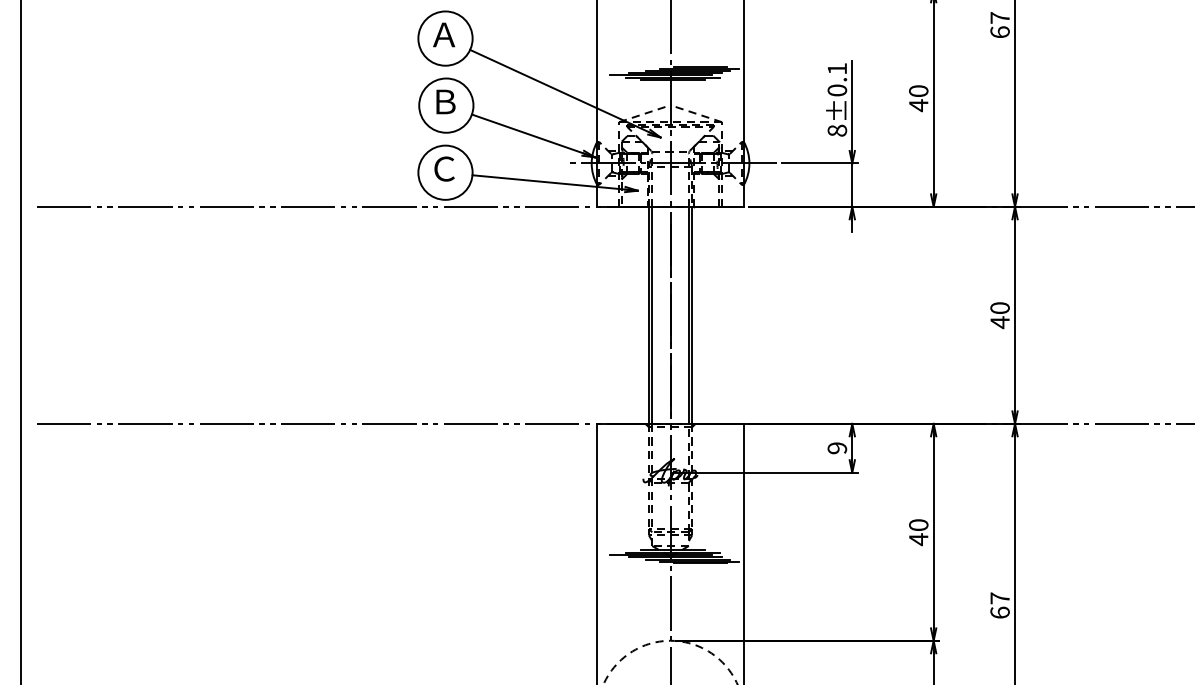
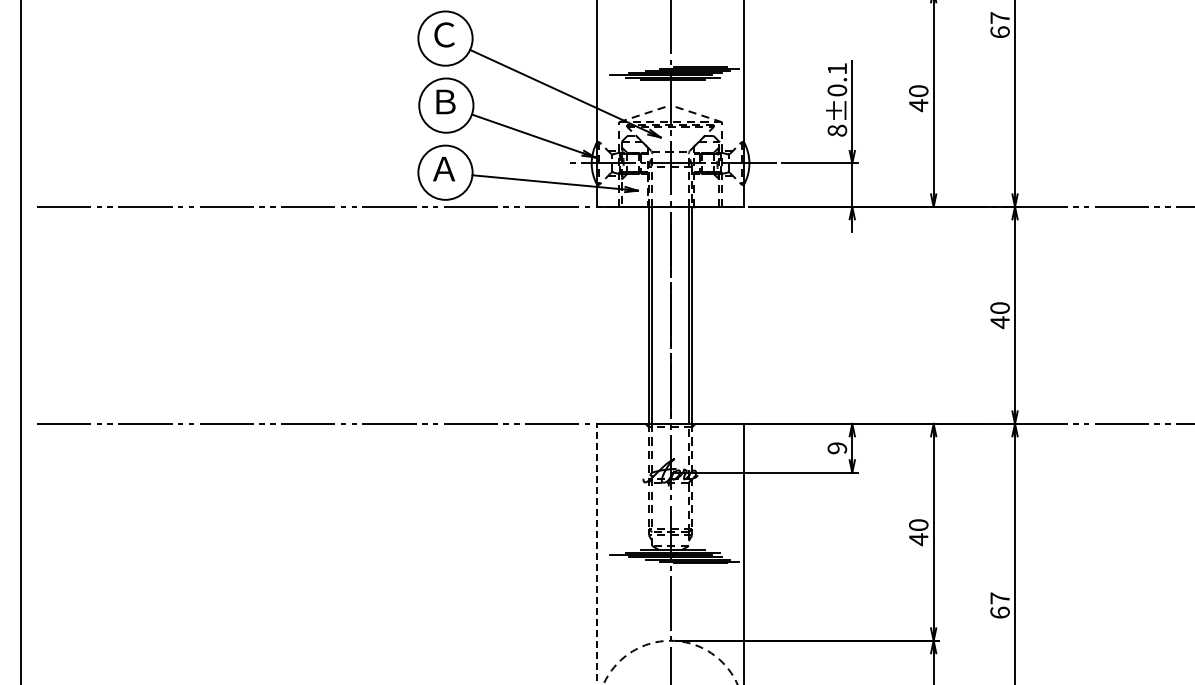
text: Ａ -> Ｃ (444, 34)
text: Ｃ -> Ａ (444, 168)
line: solid -> dashed (597, 553)
